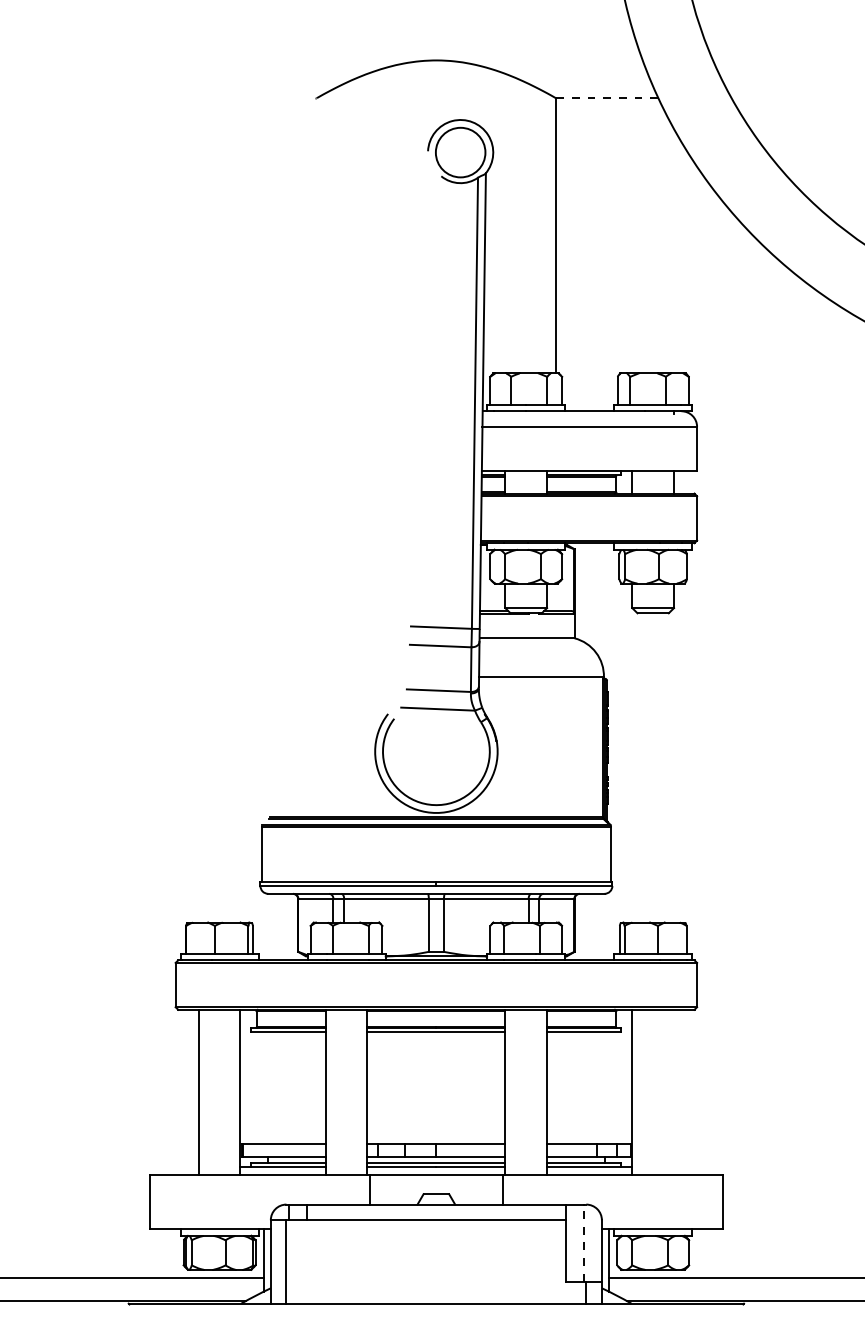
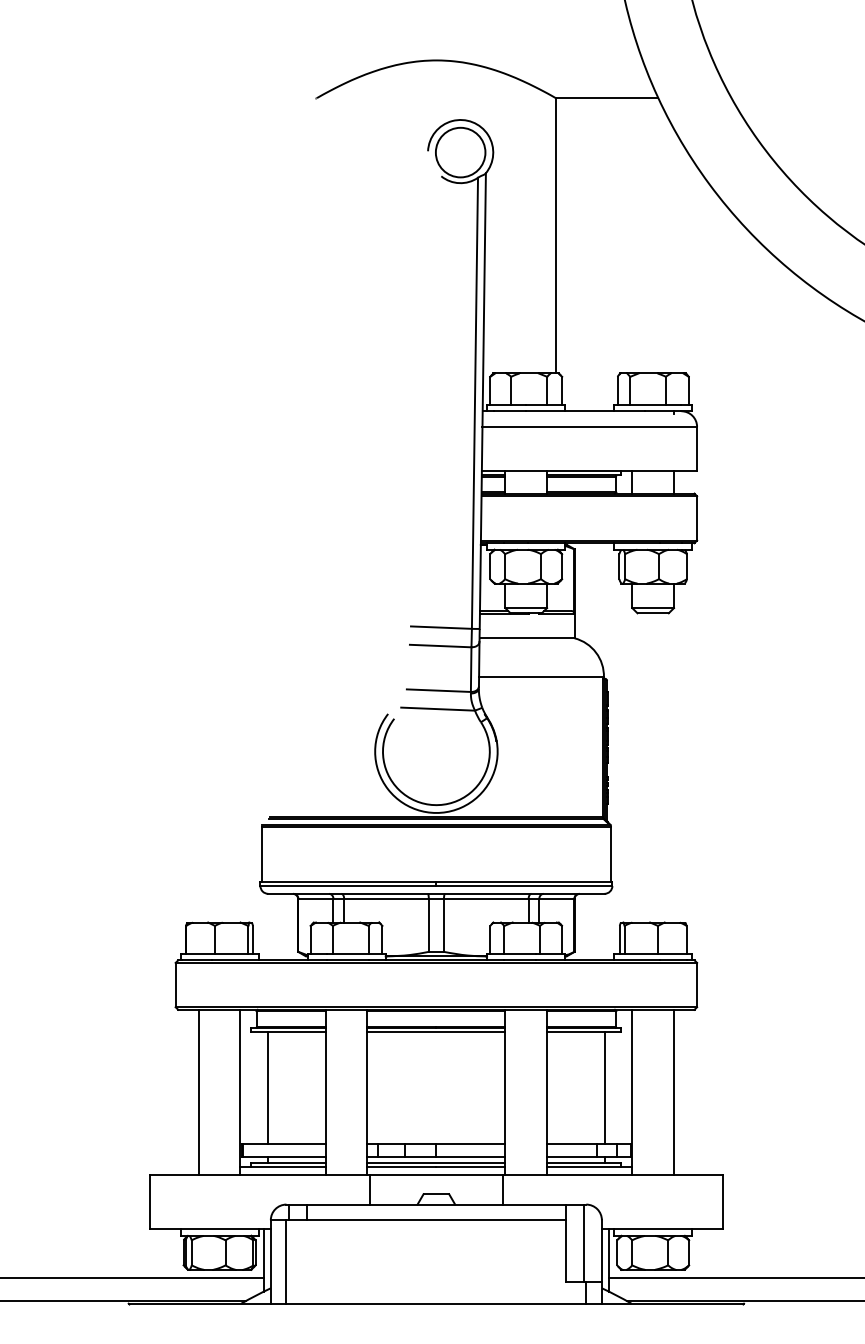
line: dashed -> solid (607, 98)
line: none -> present (268, 1088)
line: none -> present (604, 1088)
line: none -> present (674, 1091)
line: dashed -> solid (583, 1242)
